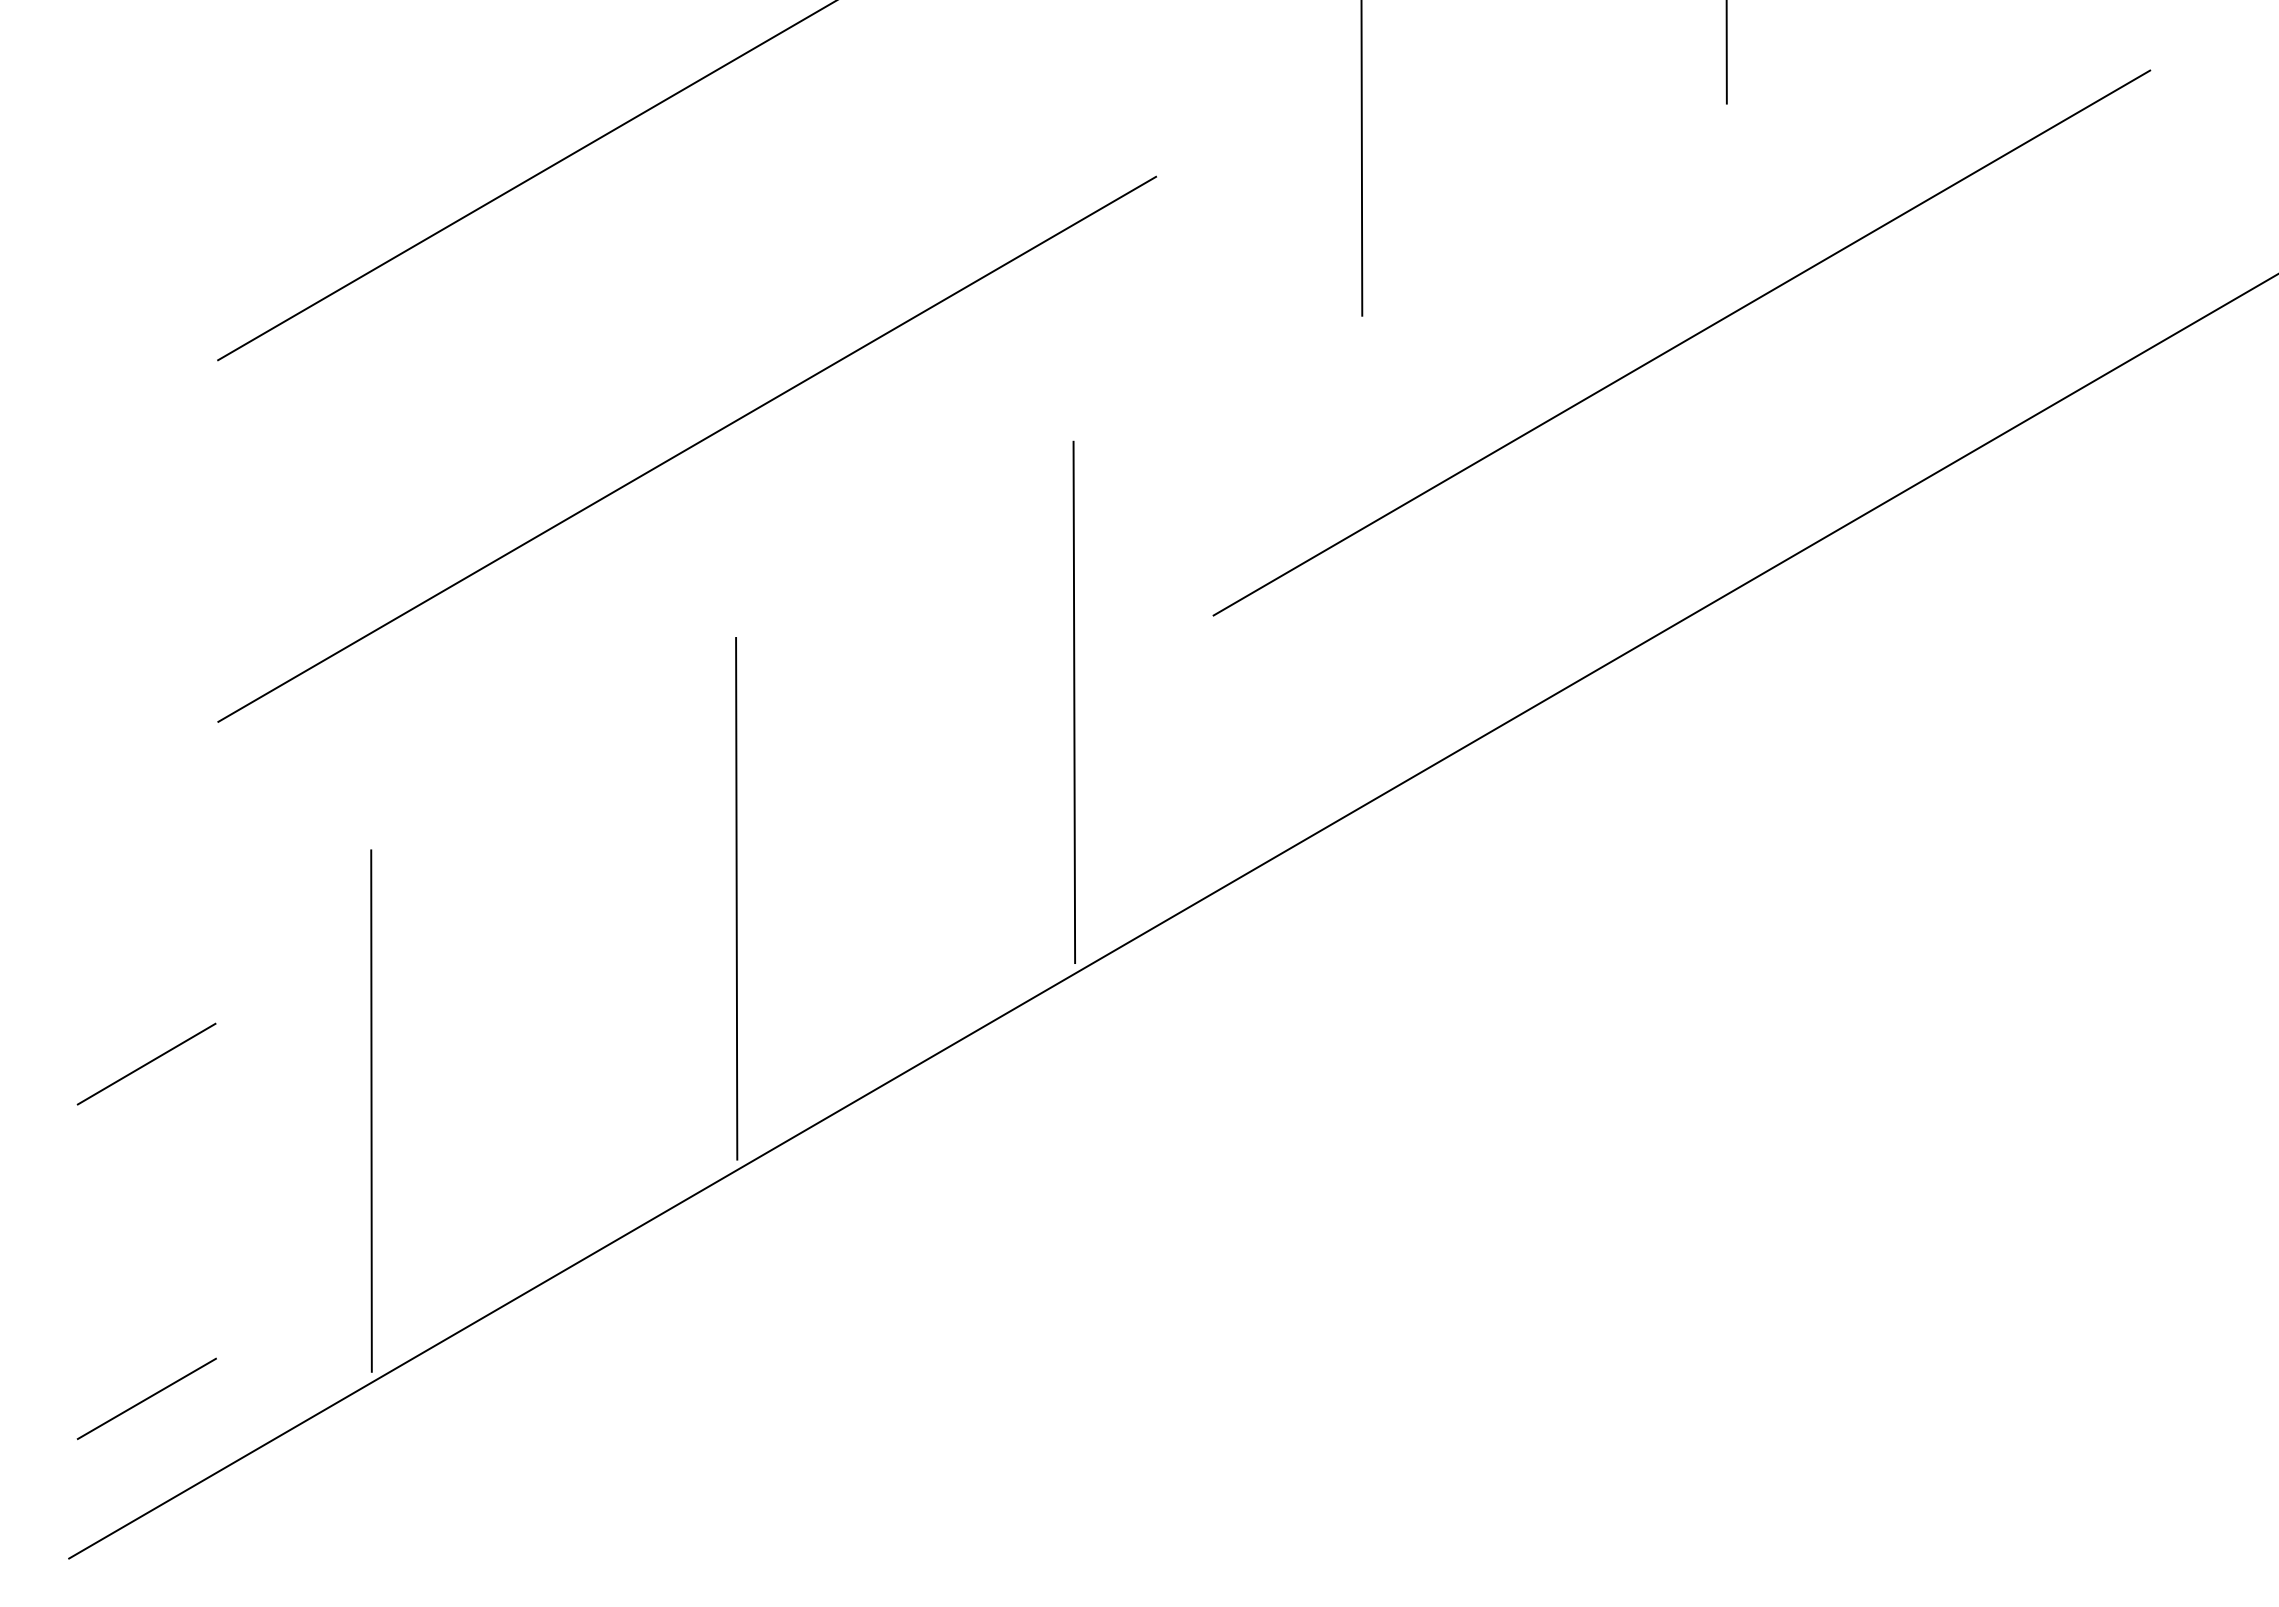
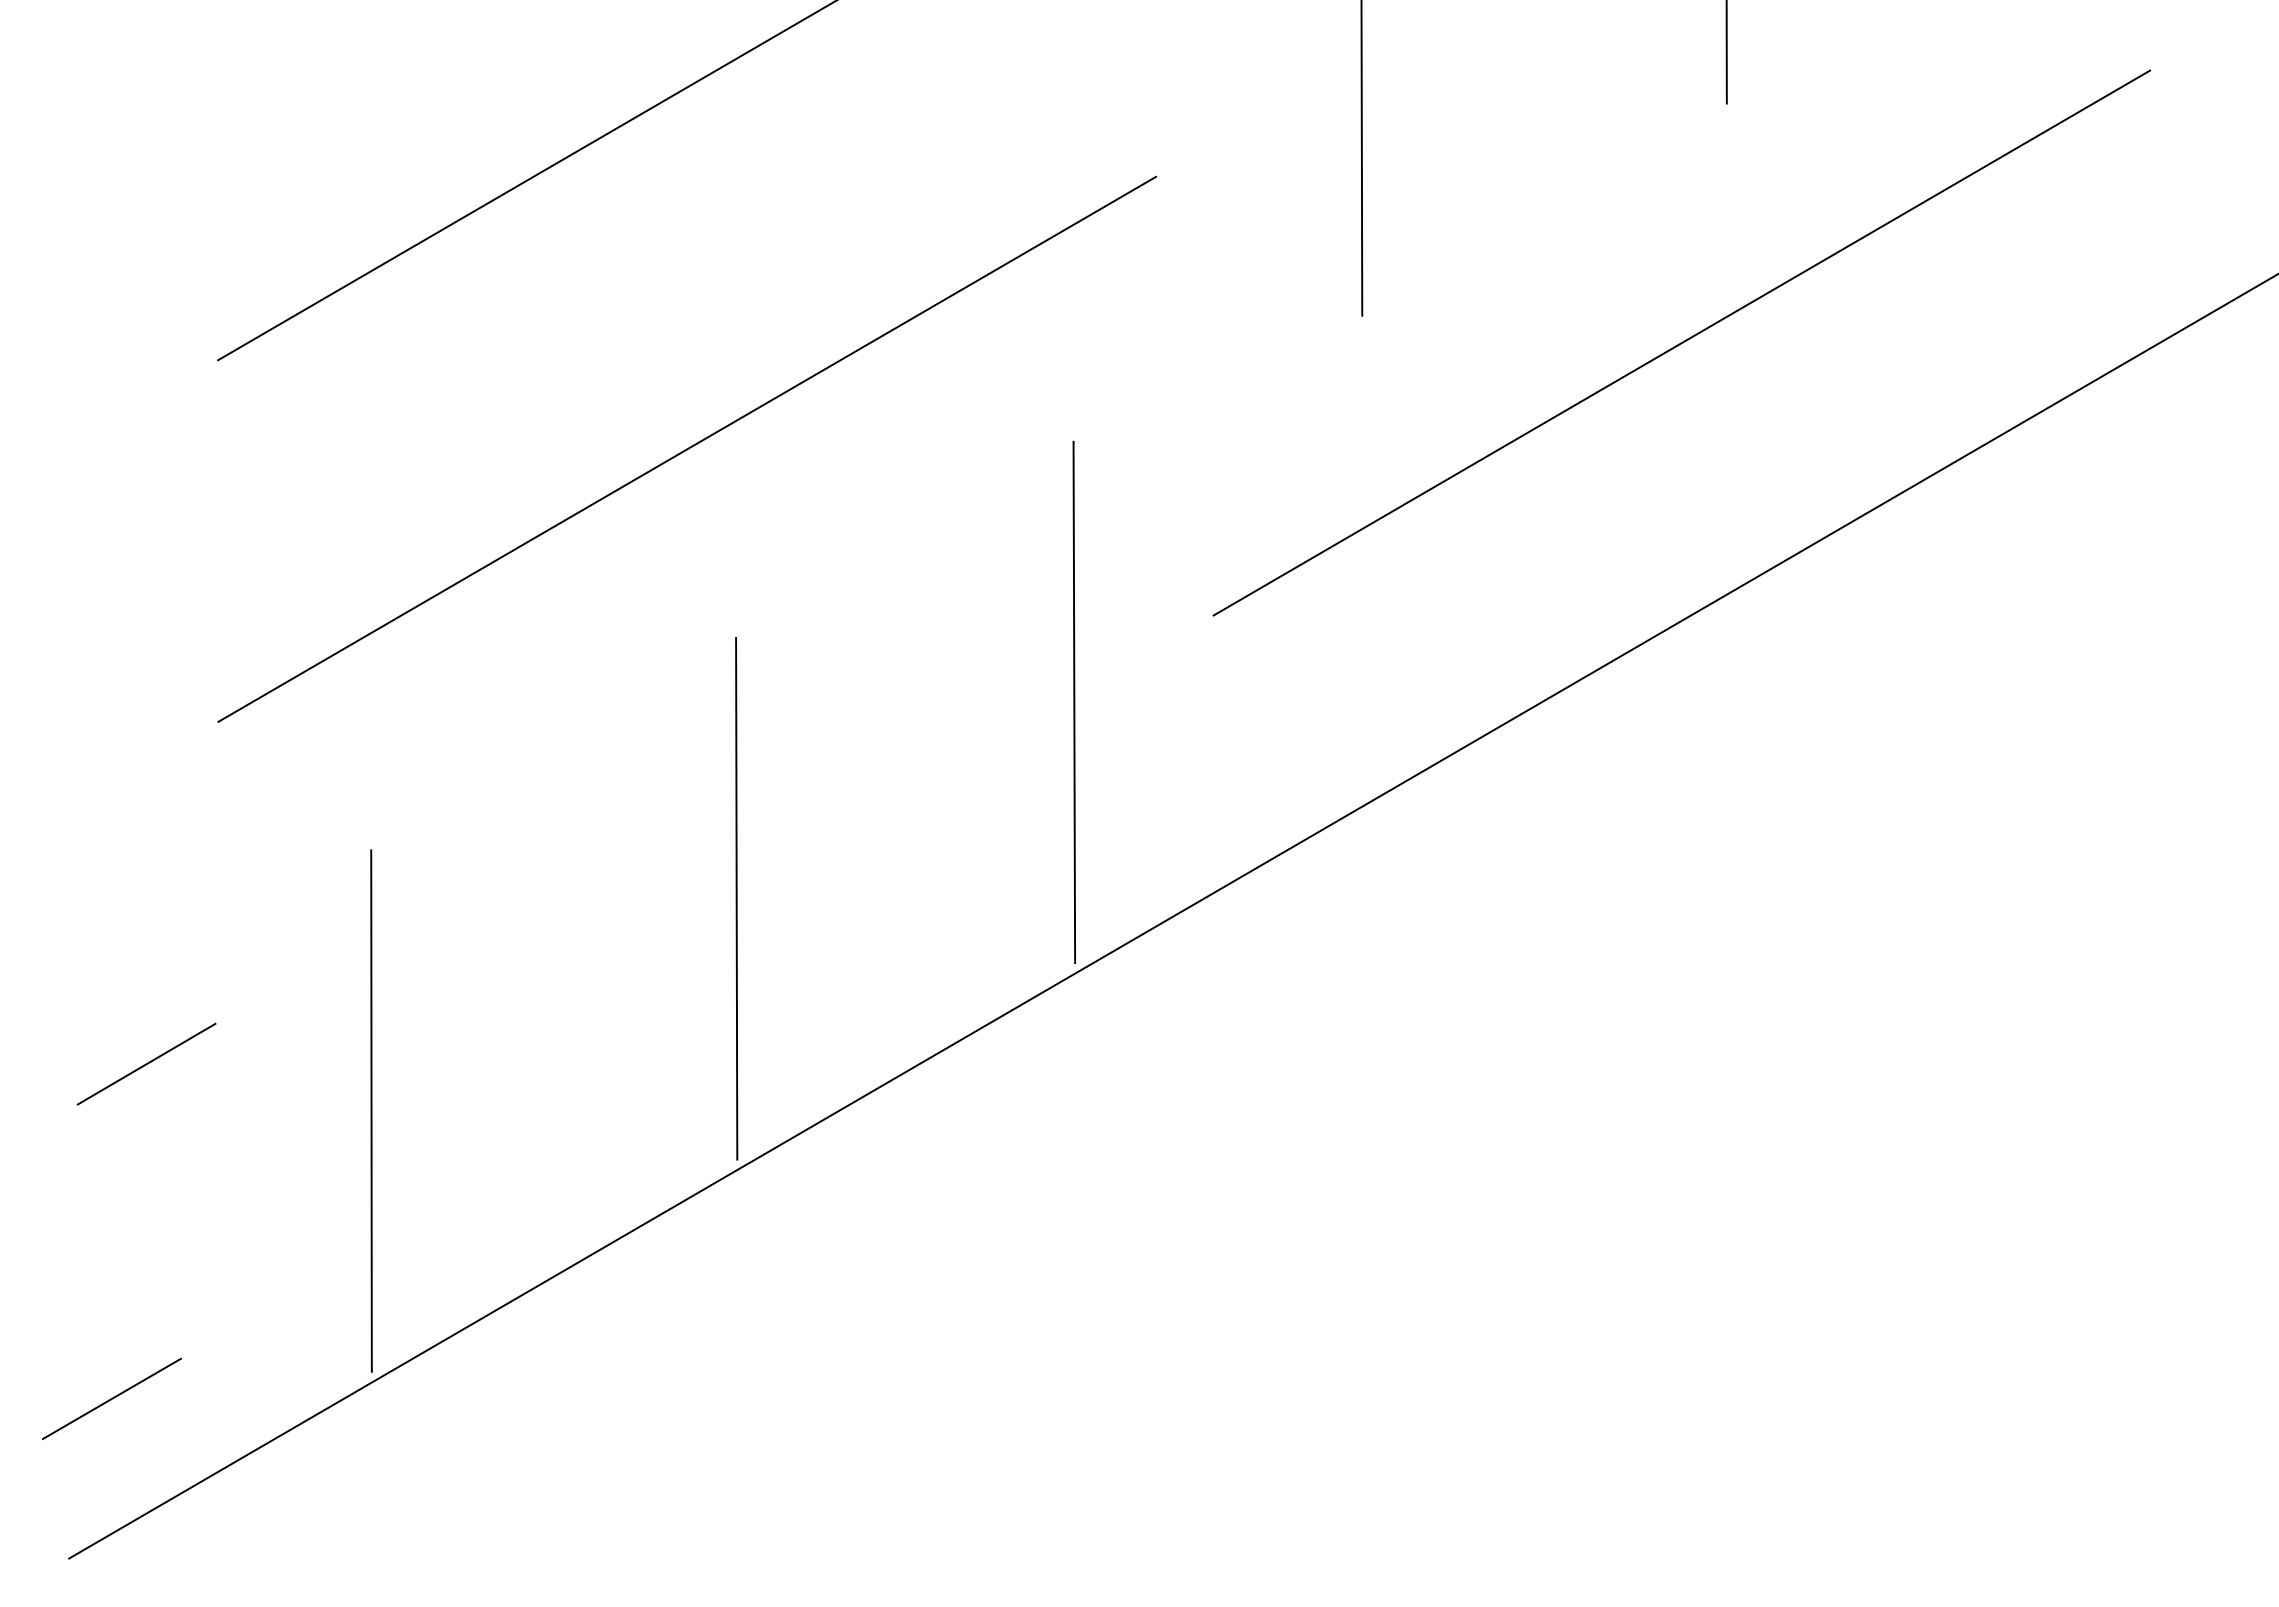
line position: (146, 1398) -> (111, 1398) (111, 1398)
